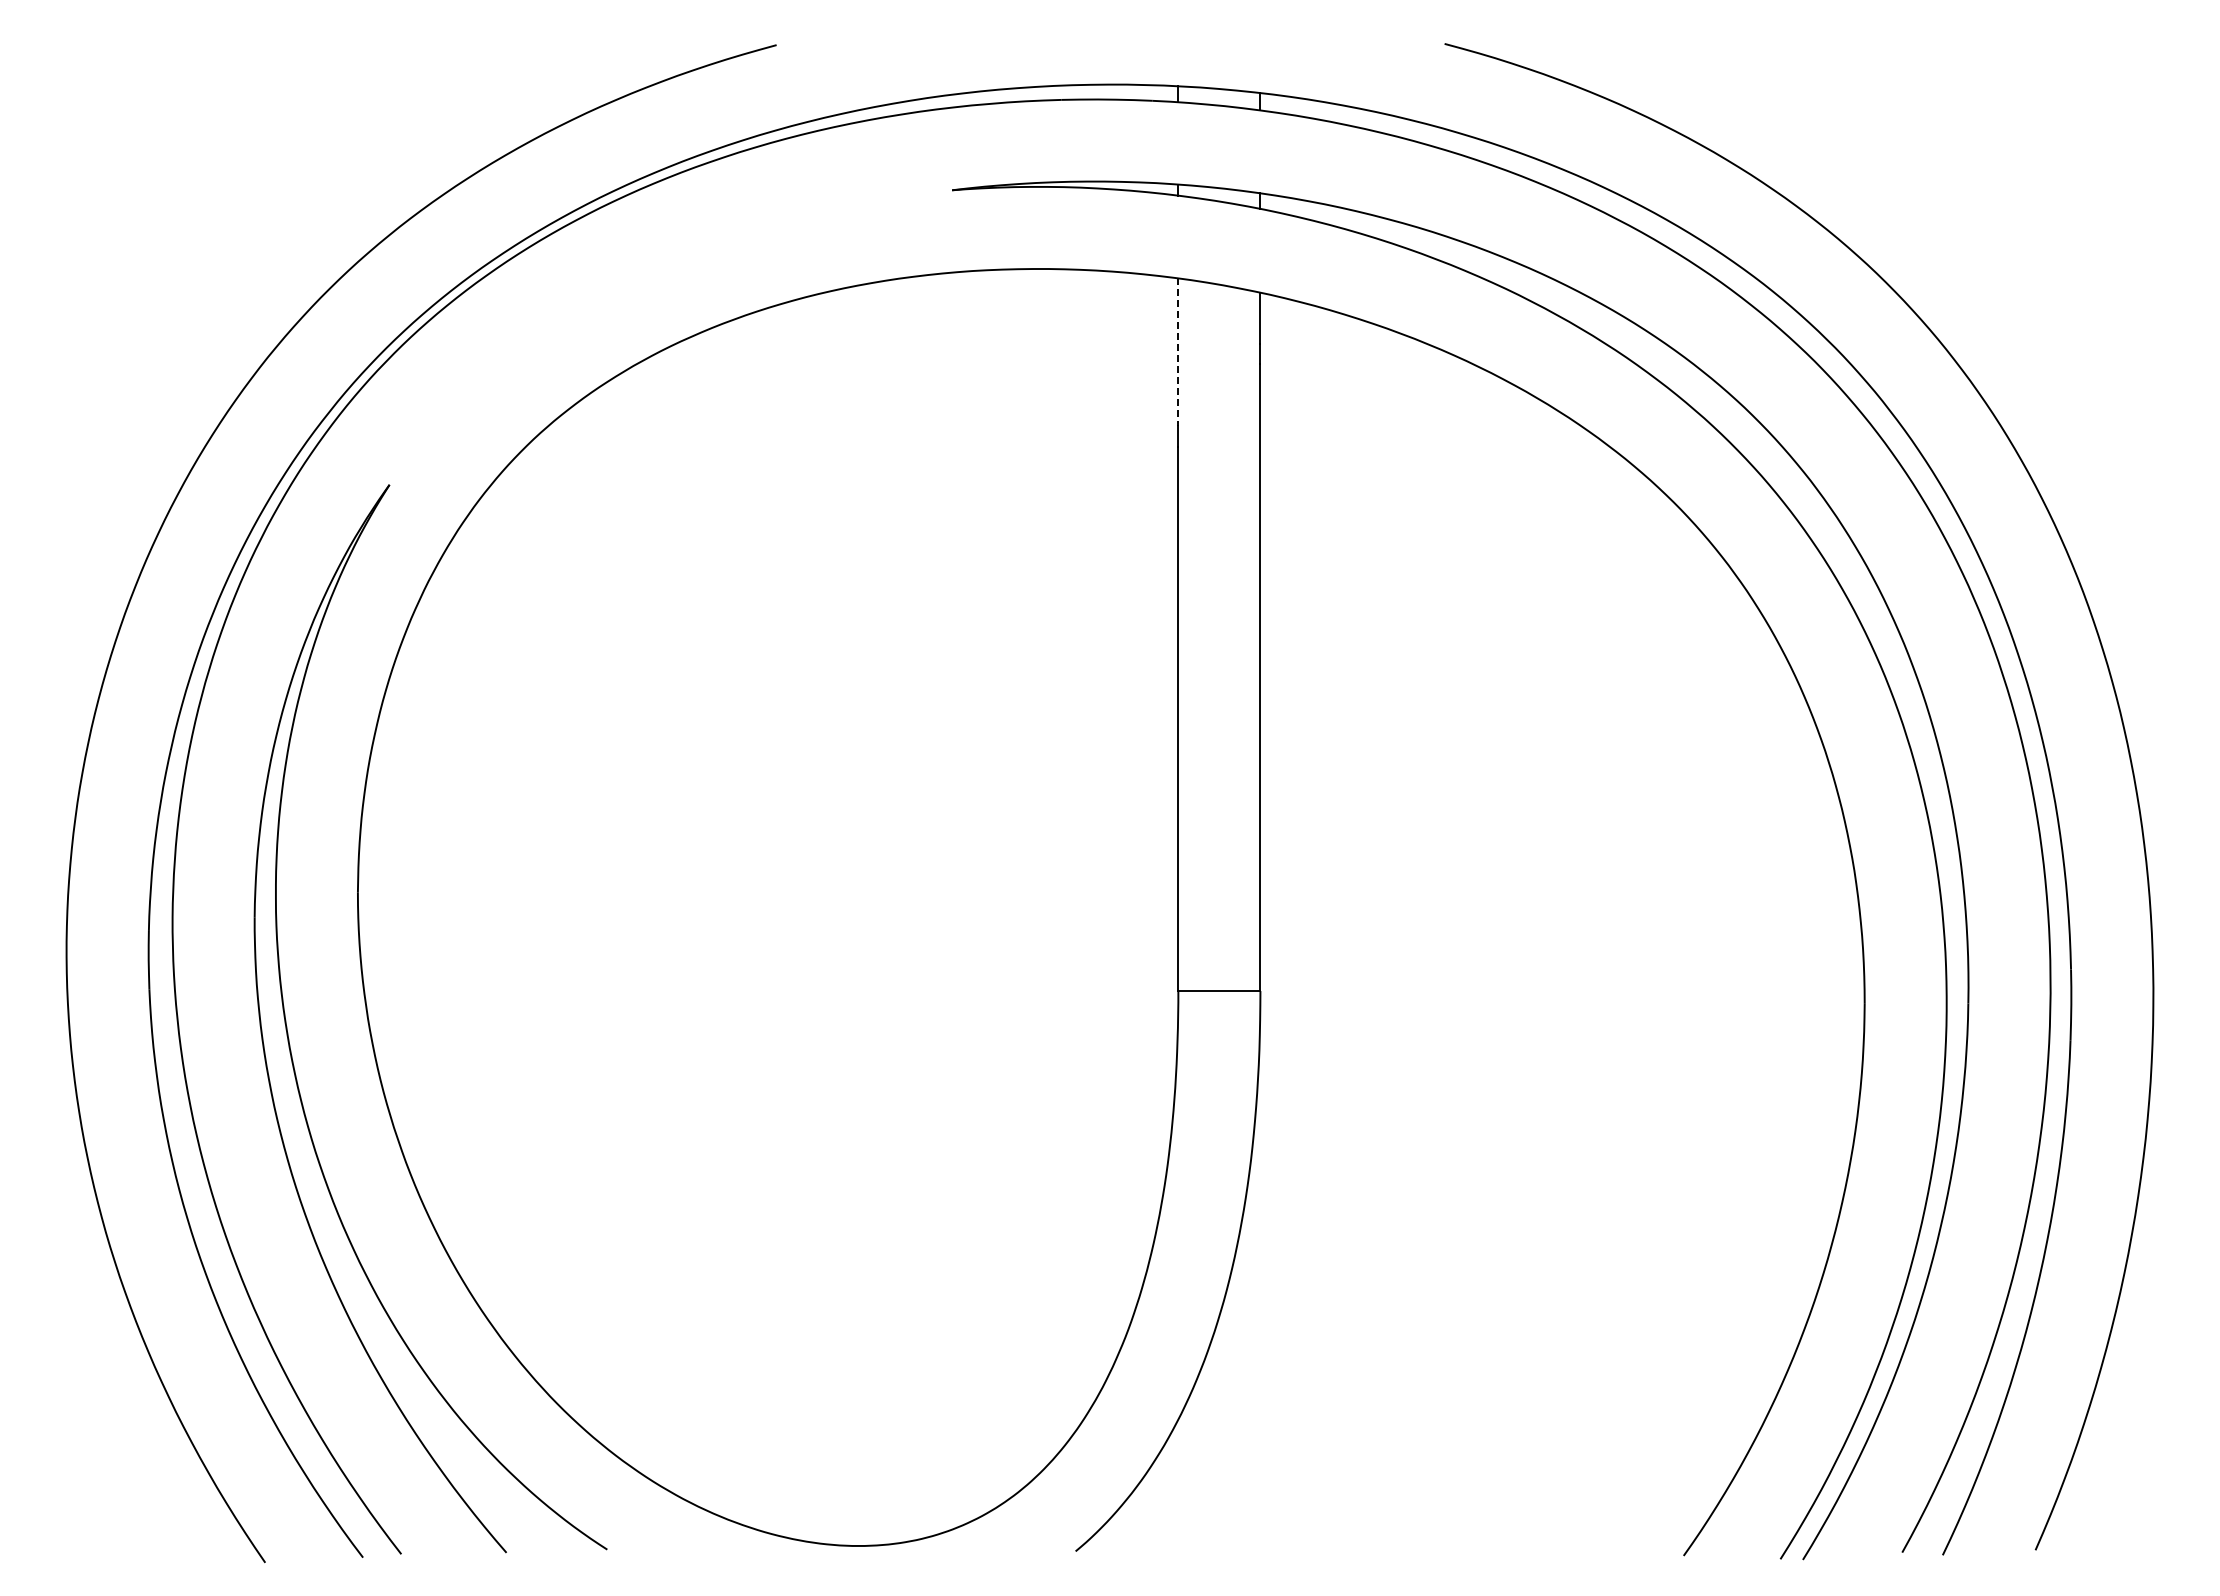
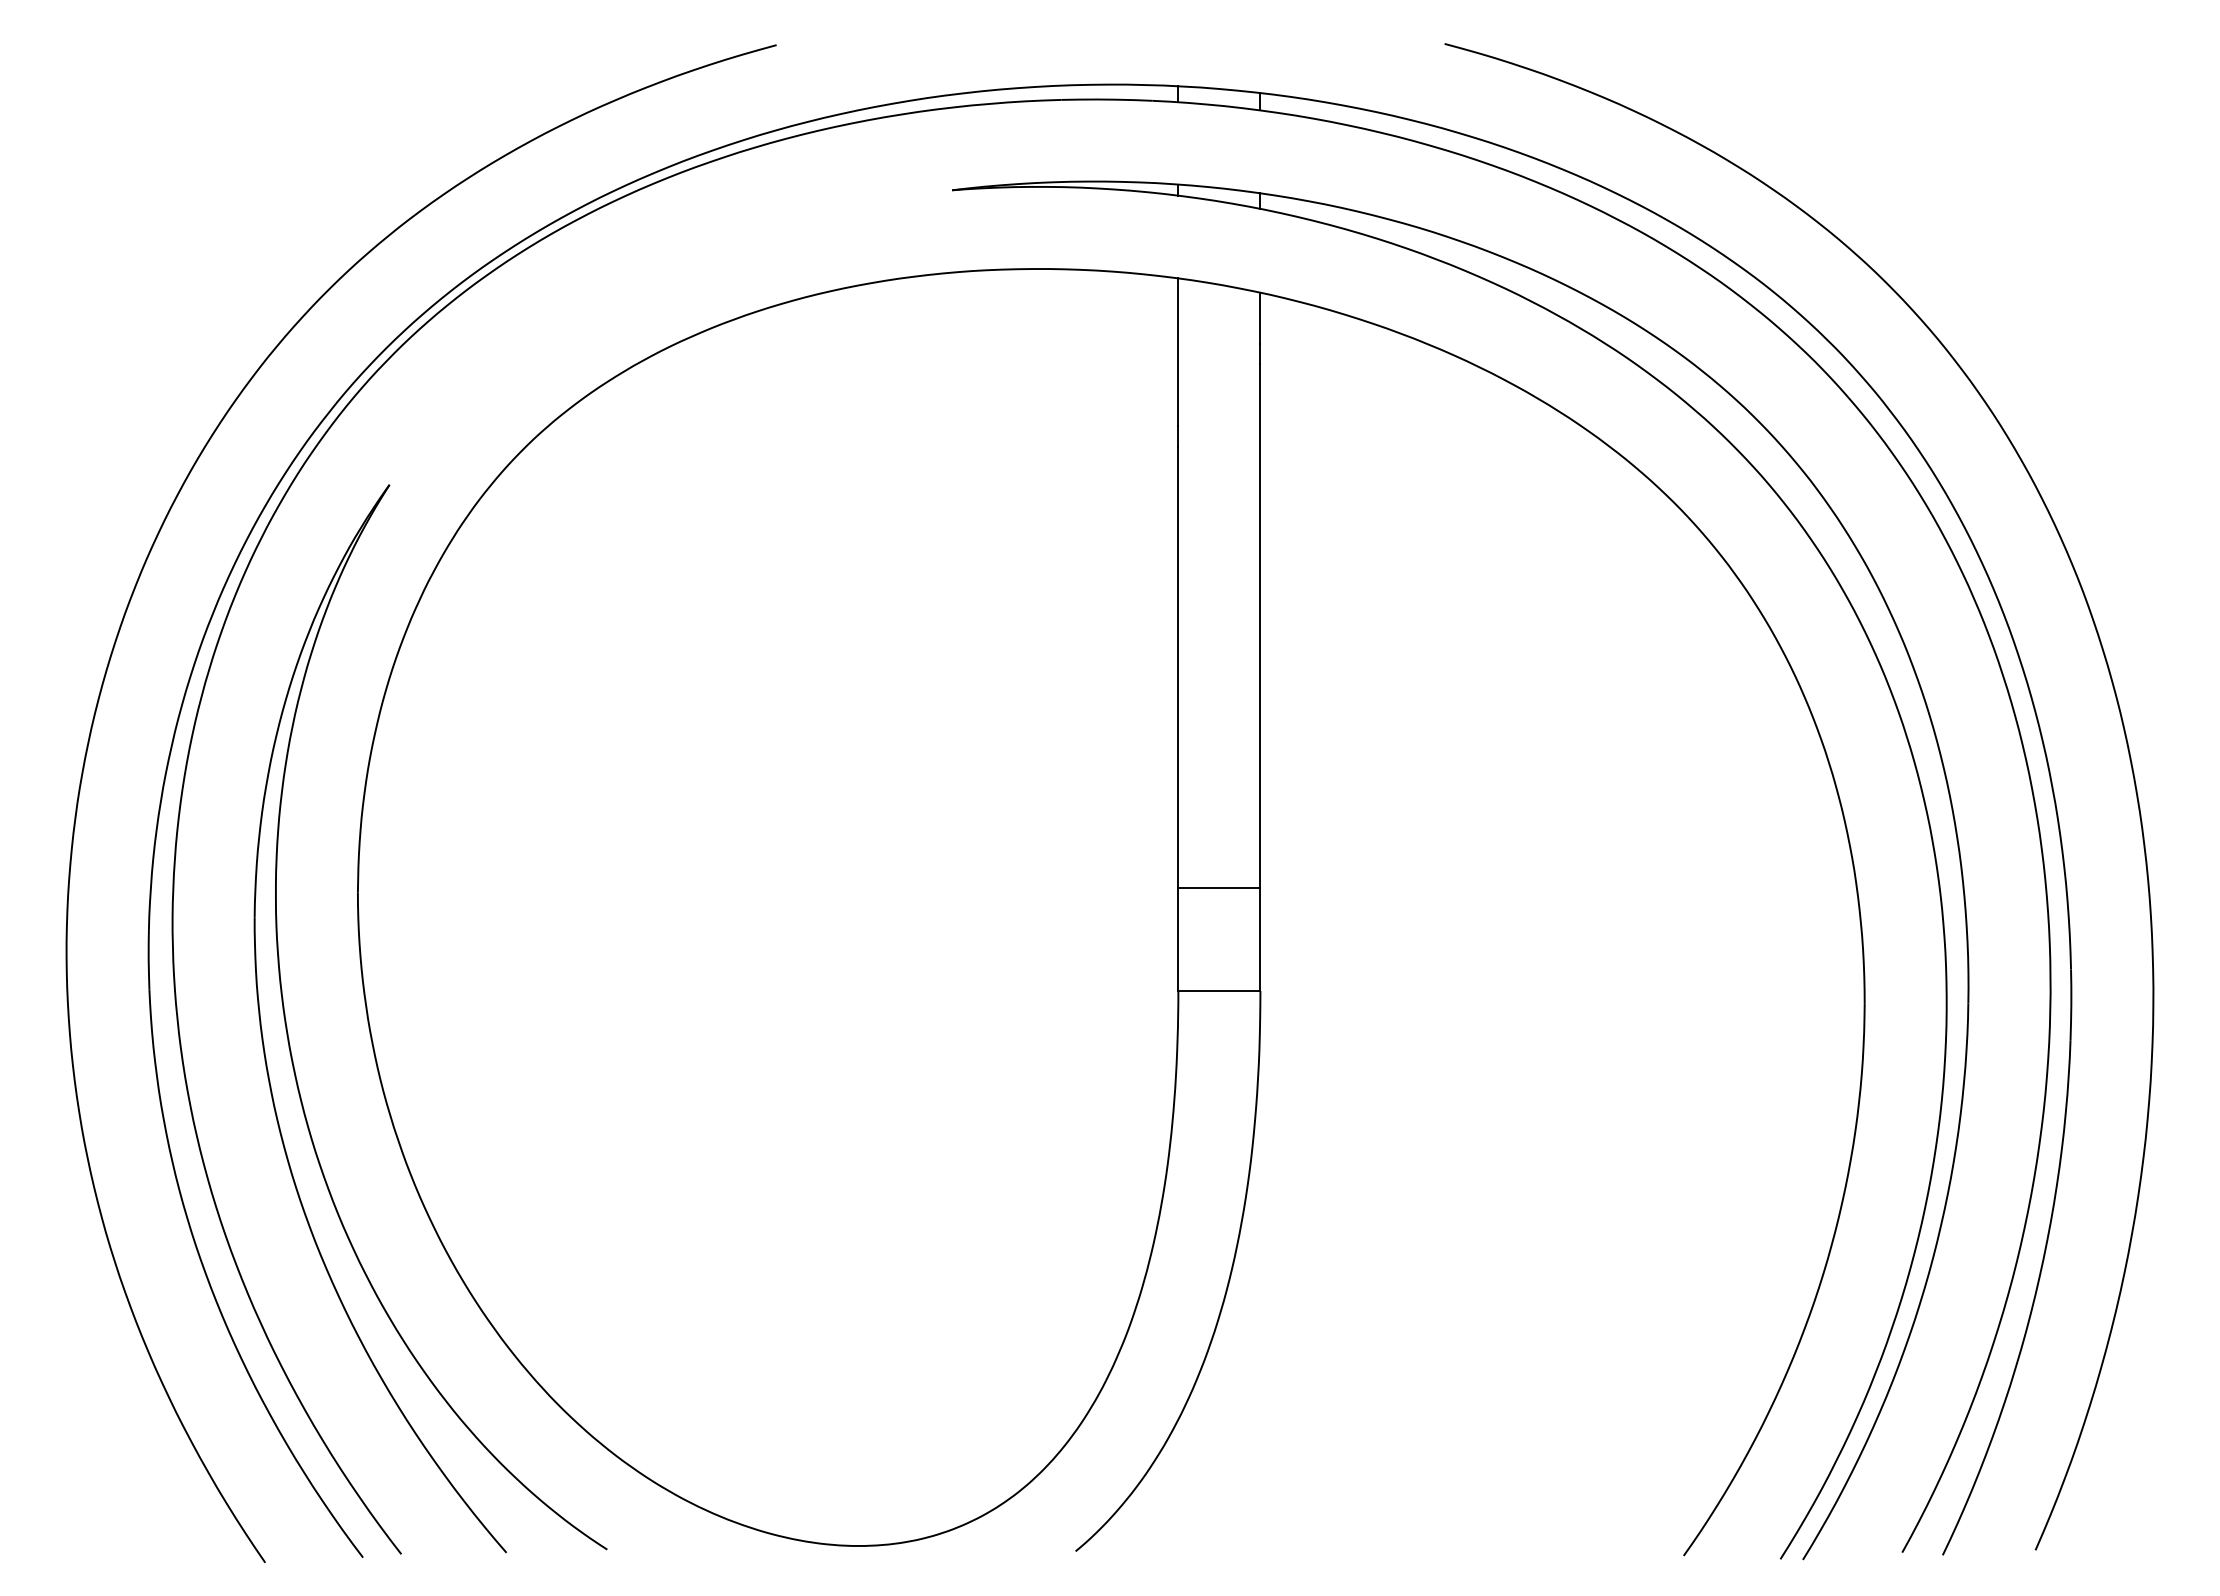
line: dashed -> solid (1178, 352)
line: none -> present (1219, 888)
